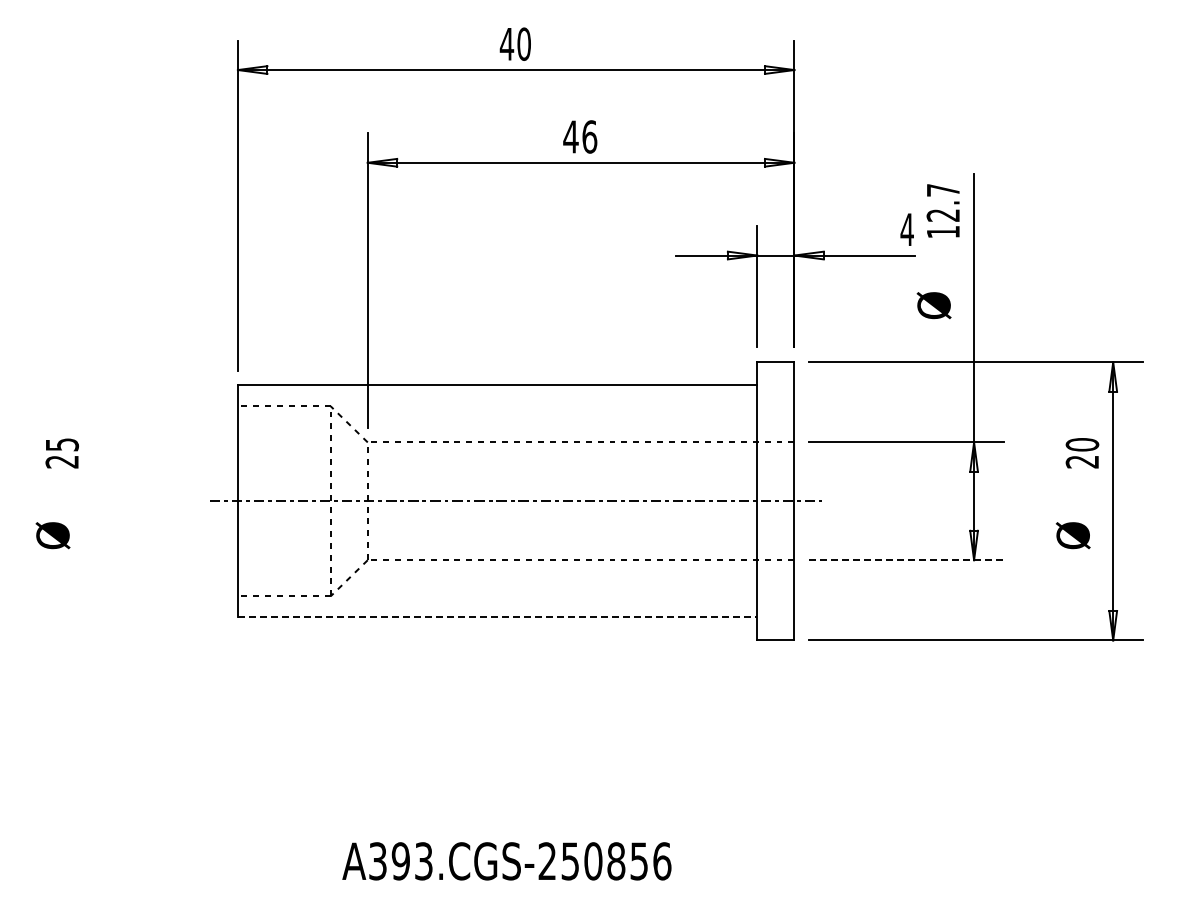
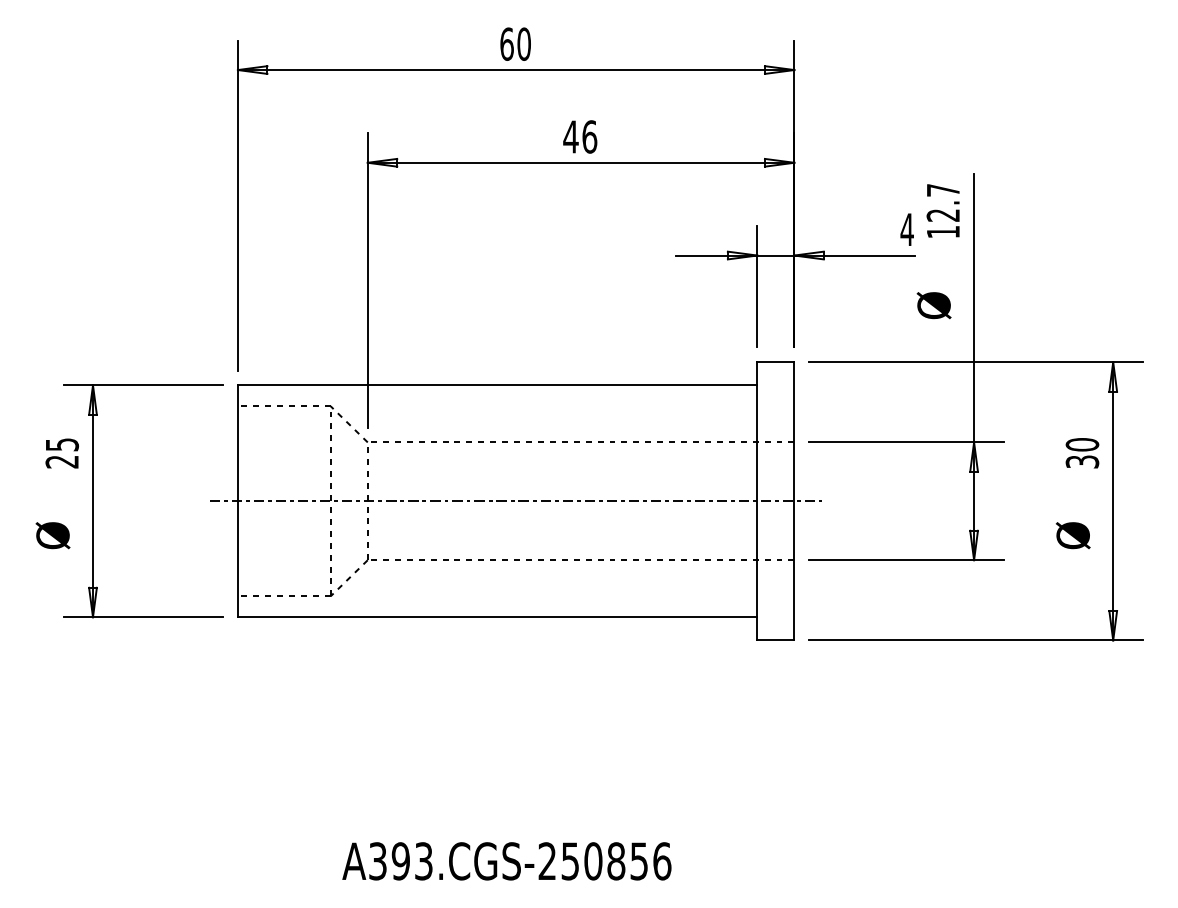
text: 40 -> 60 (506, 43)
text: 20 -> 30 (1082, 461)
part: none -> present (93, 501)
line: dashed -> solid (906, 560)
line: dashed -> solid (497, 617)
